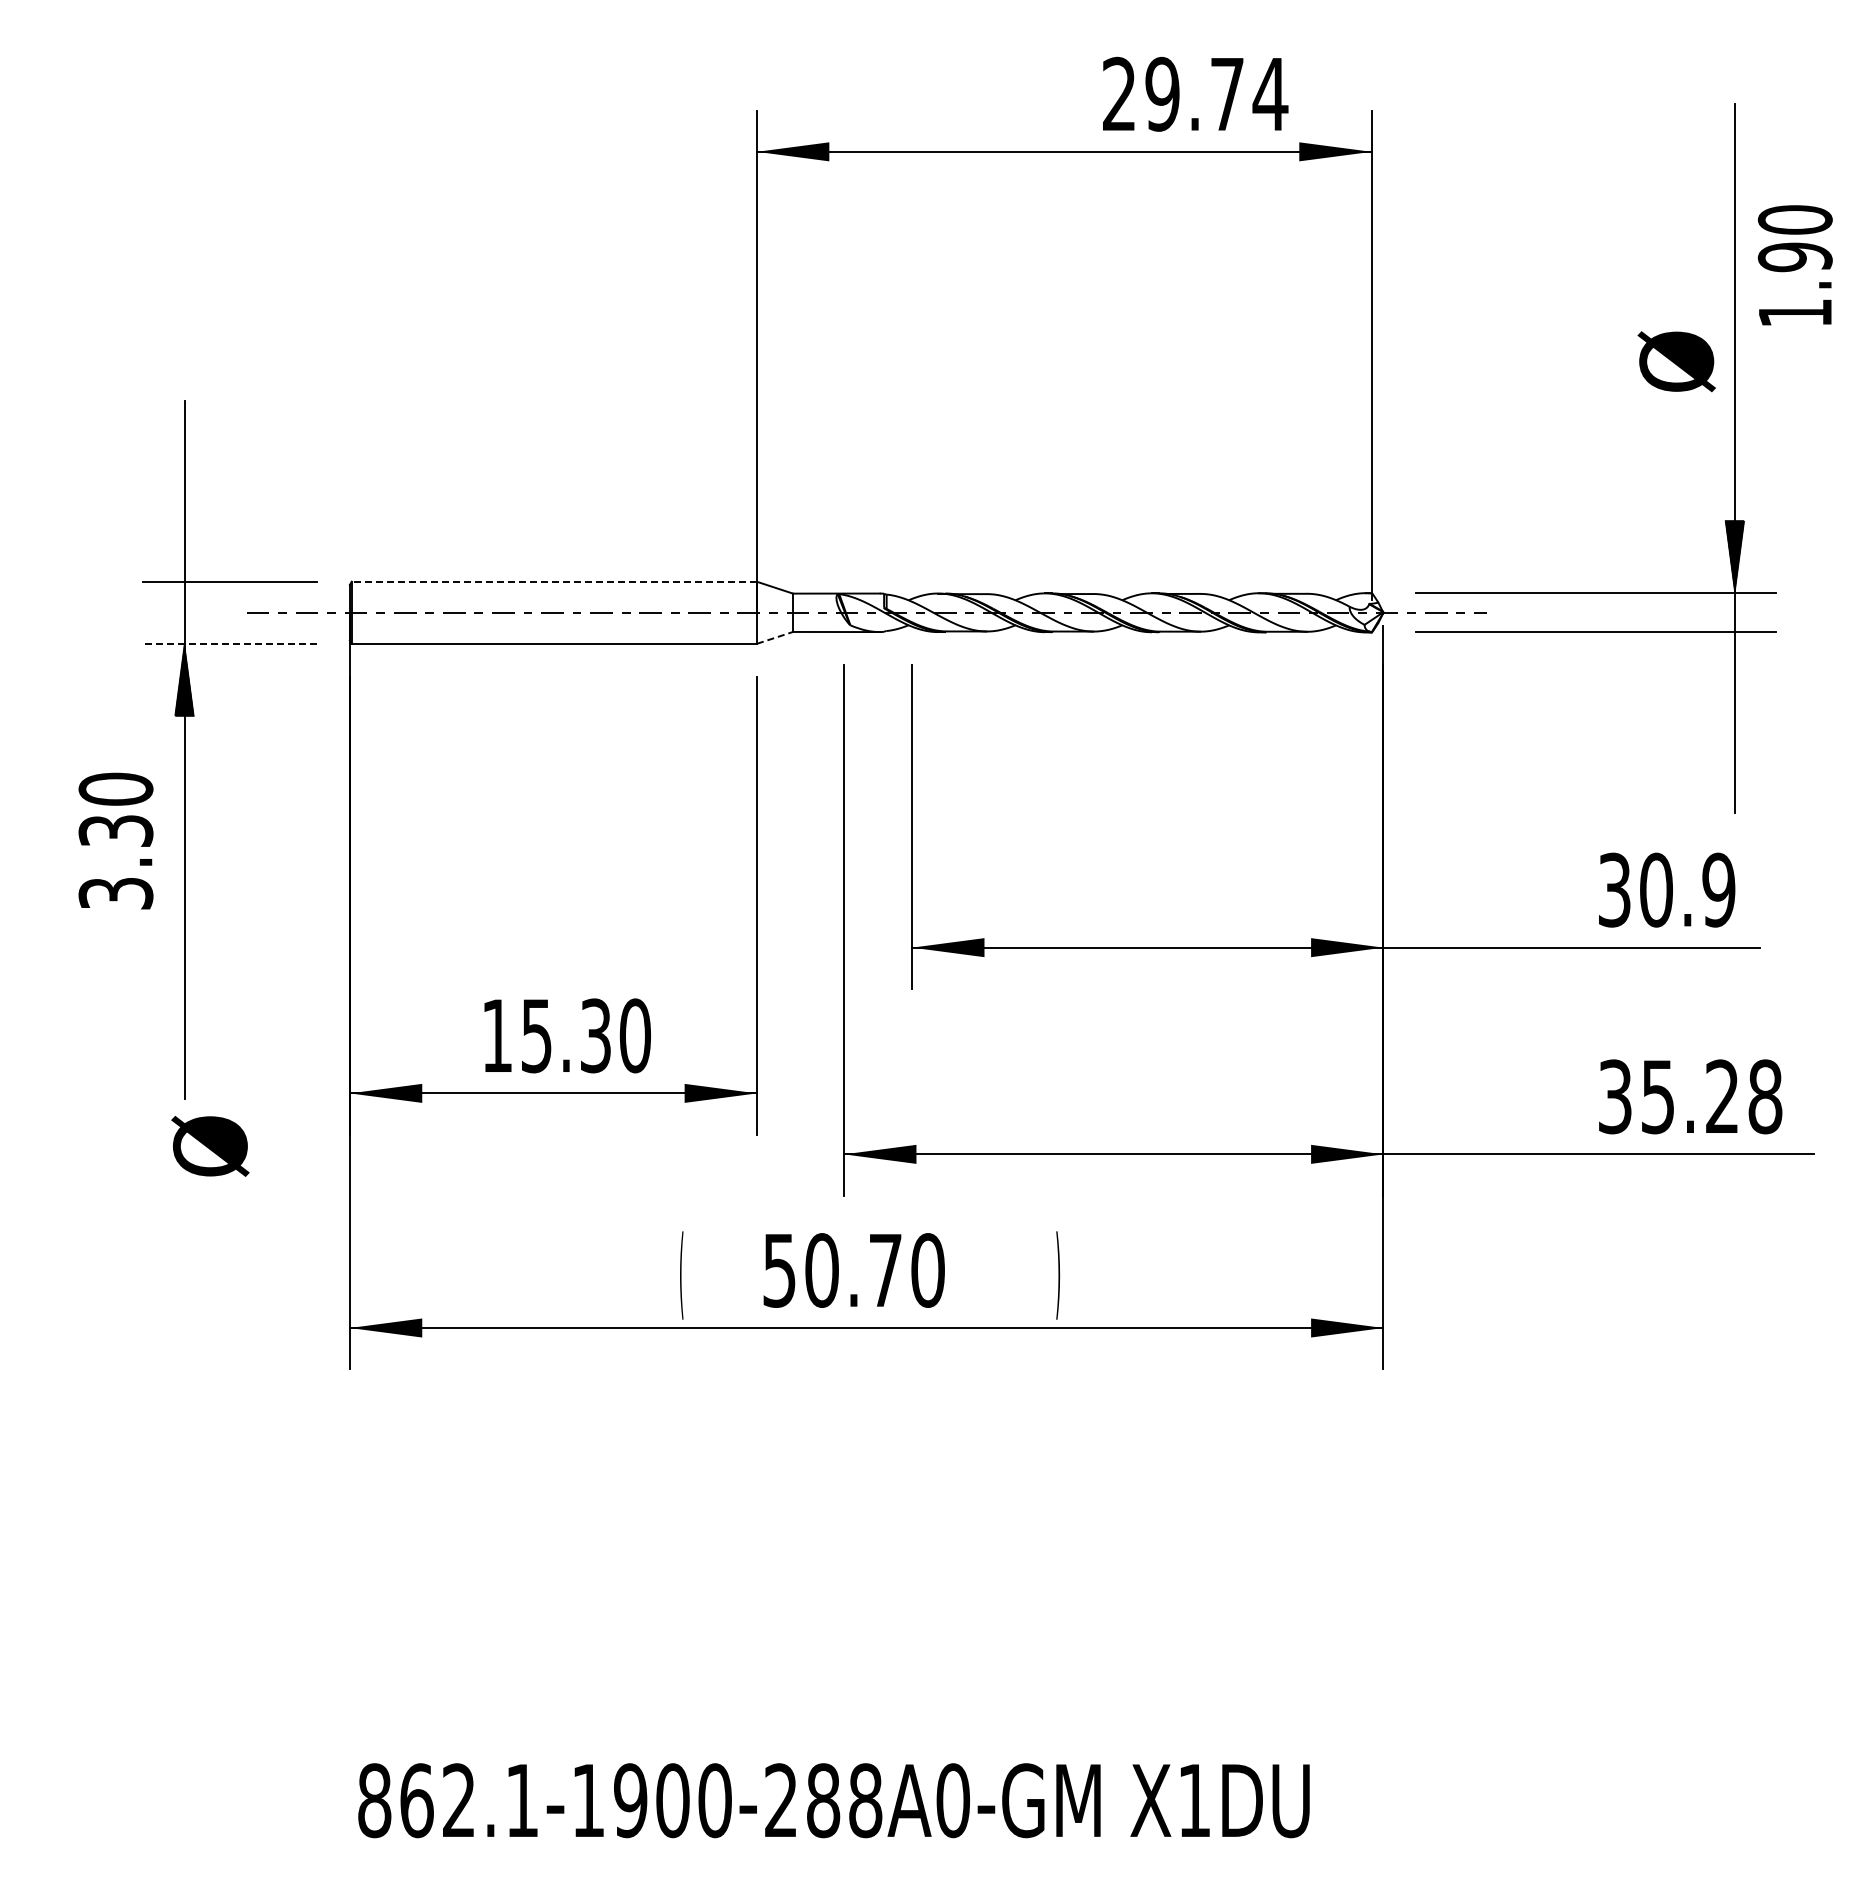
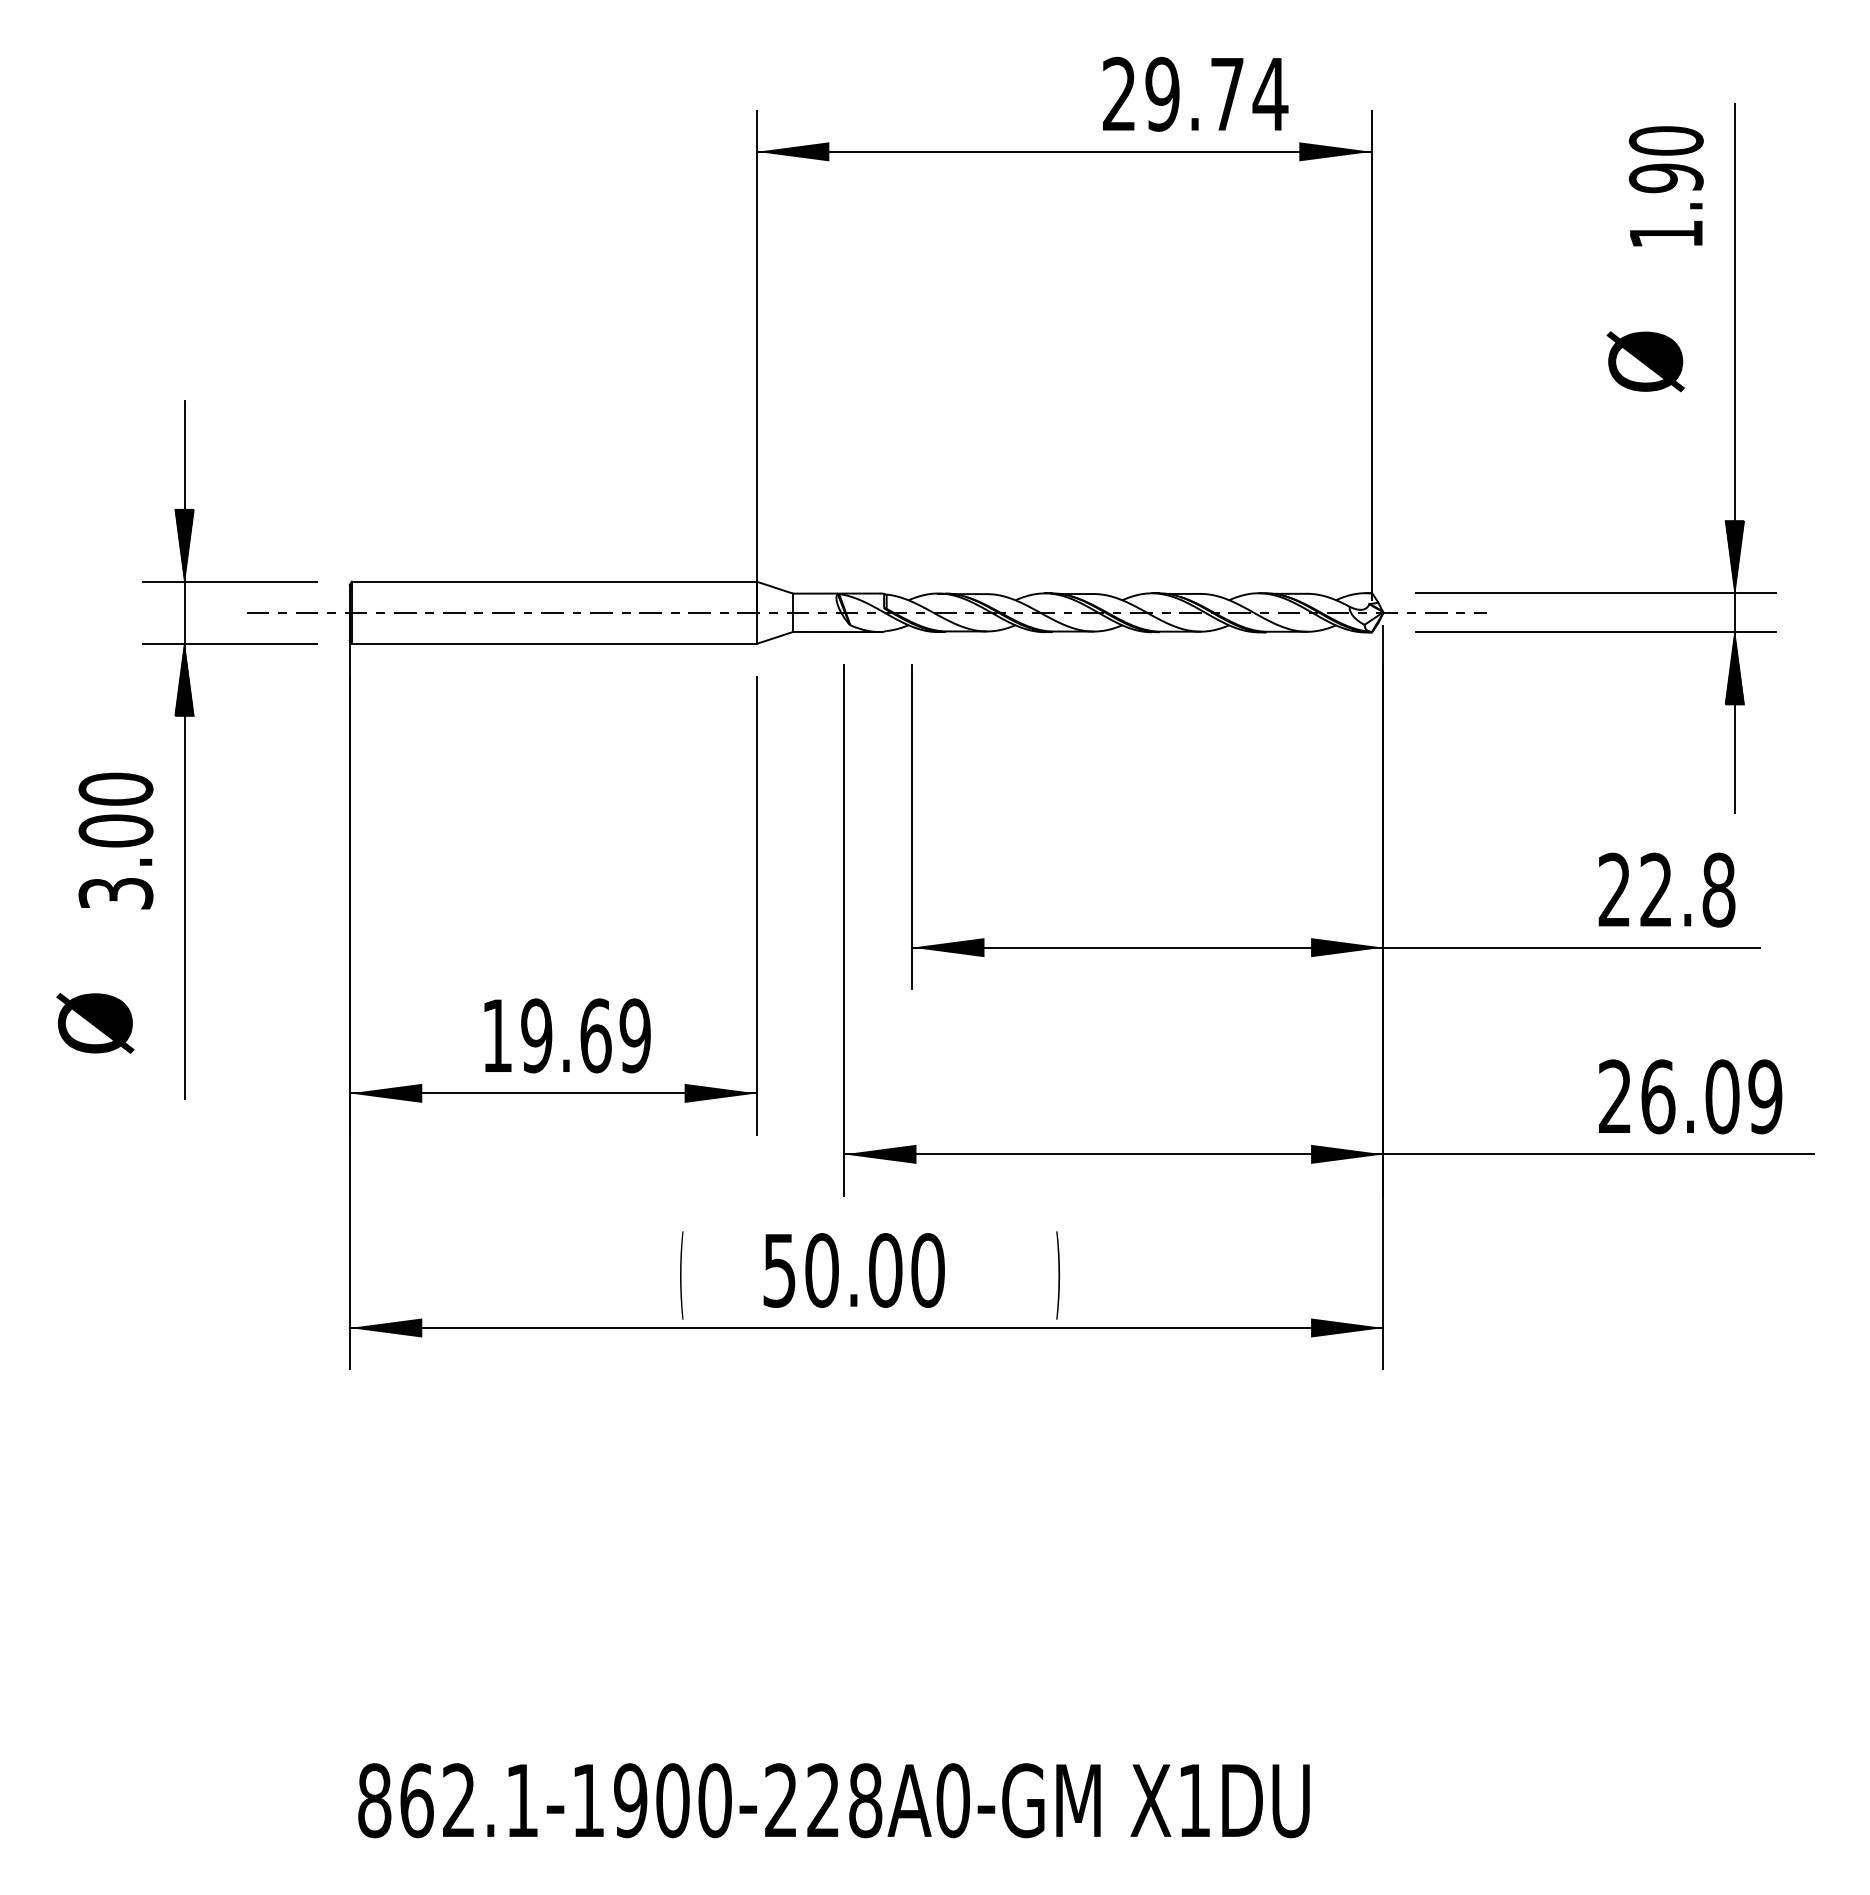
text position: (1794, 265) -> (1665, 186) (1665, 186)
text position: (1676, 361) -> (1645, 361) (1645, 361)
hatch: none -> present (184, 545)
line: dashed -> solid (554, 581)
line: dashed -> solid (775, 637)
line: dashed -> solid (230, 643)
hatch: none -> present (1734, 668)
text: 3.30 -> 3.00 (115, 830)
text: 30.9 -> 22.8 (1666, 889)
text: 15.30 -> 19.69 (585, 1035)
text: 35.28 -> 26.09 (1690, 1096)
text position: (210, 1146) -> (95, 1023) (95, 1023)
text: 50.70 -> 50.00 (885, 1270)
text: 862.1-1900-288A0-GM -> 862.1-1900-228A0-GM (823, 1800)
